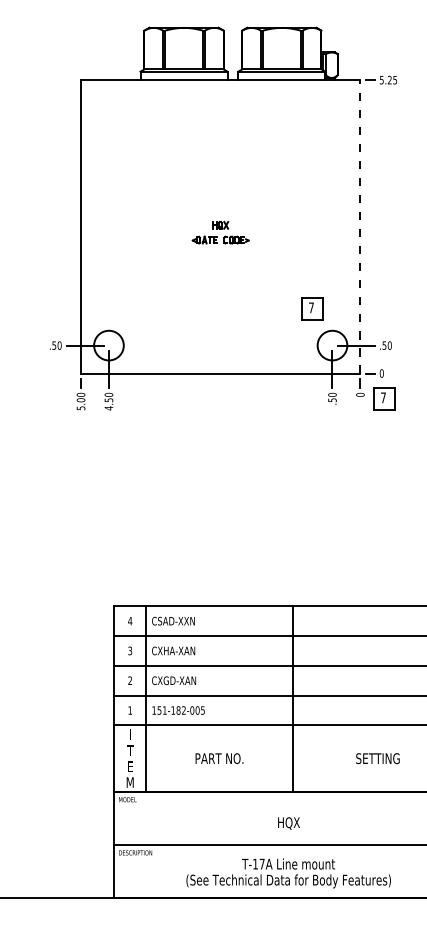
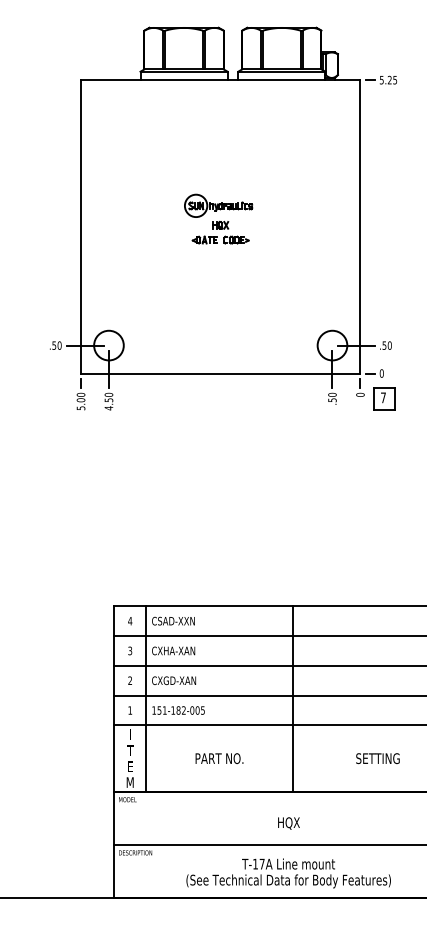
part: none -> present (218, 205)
line: dashed -> solid (360, 226)
part: present -> none (312, 308)
